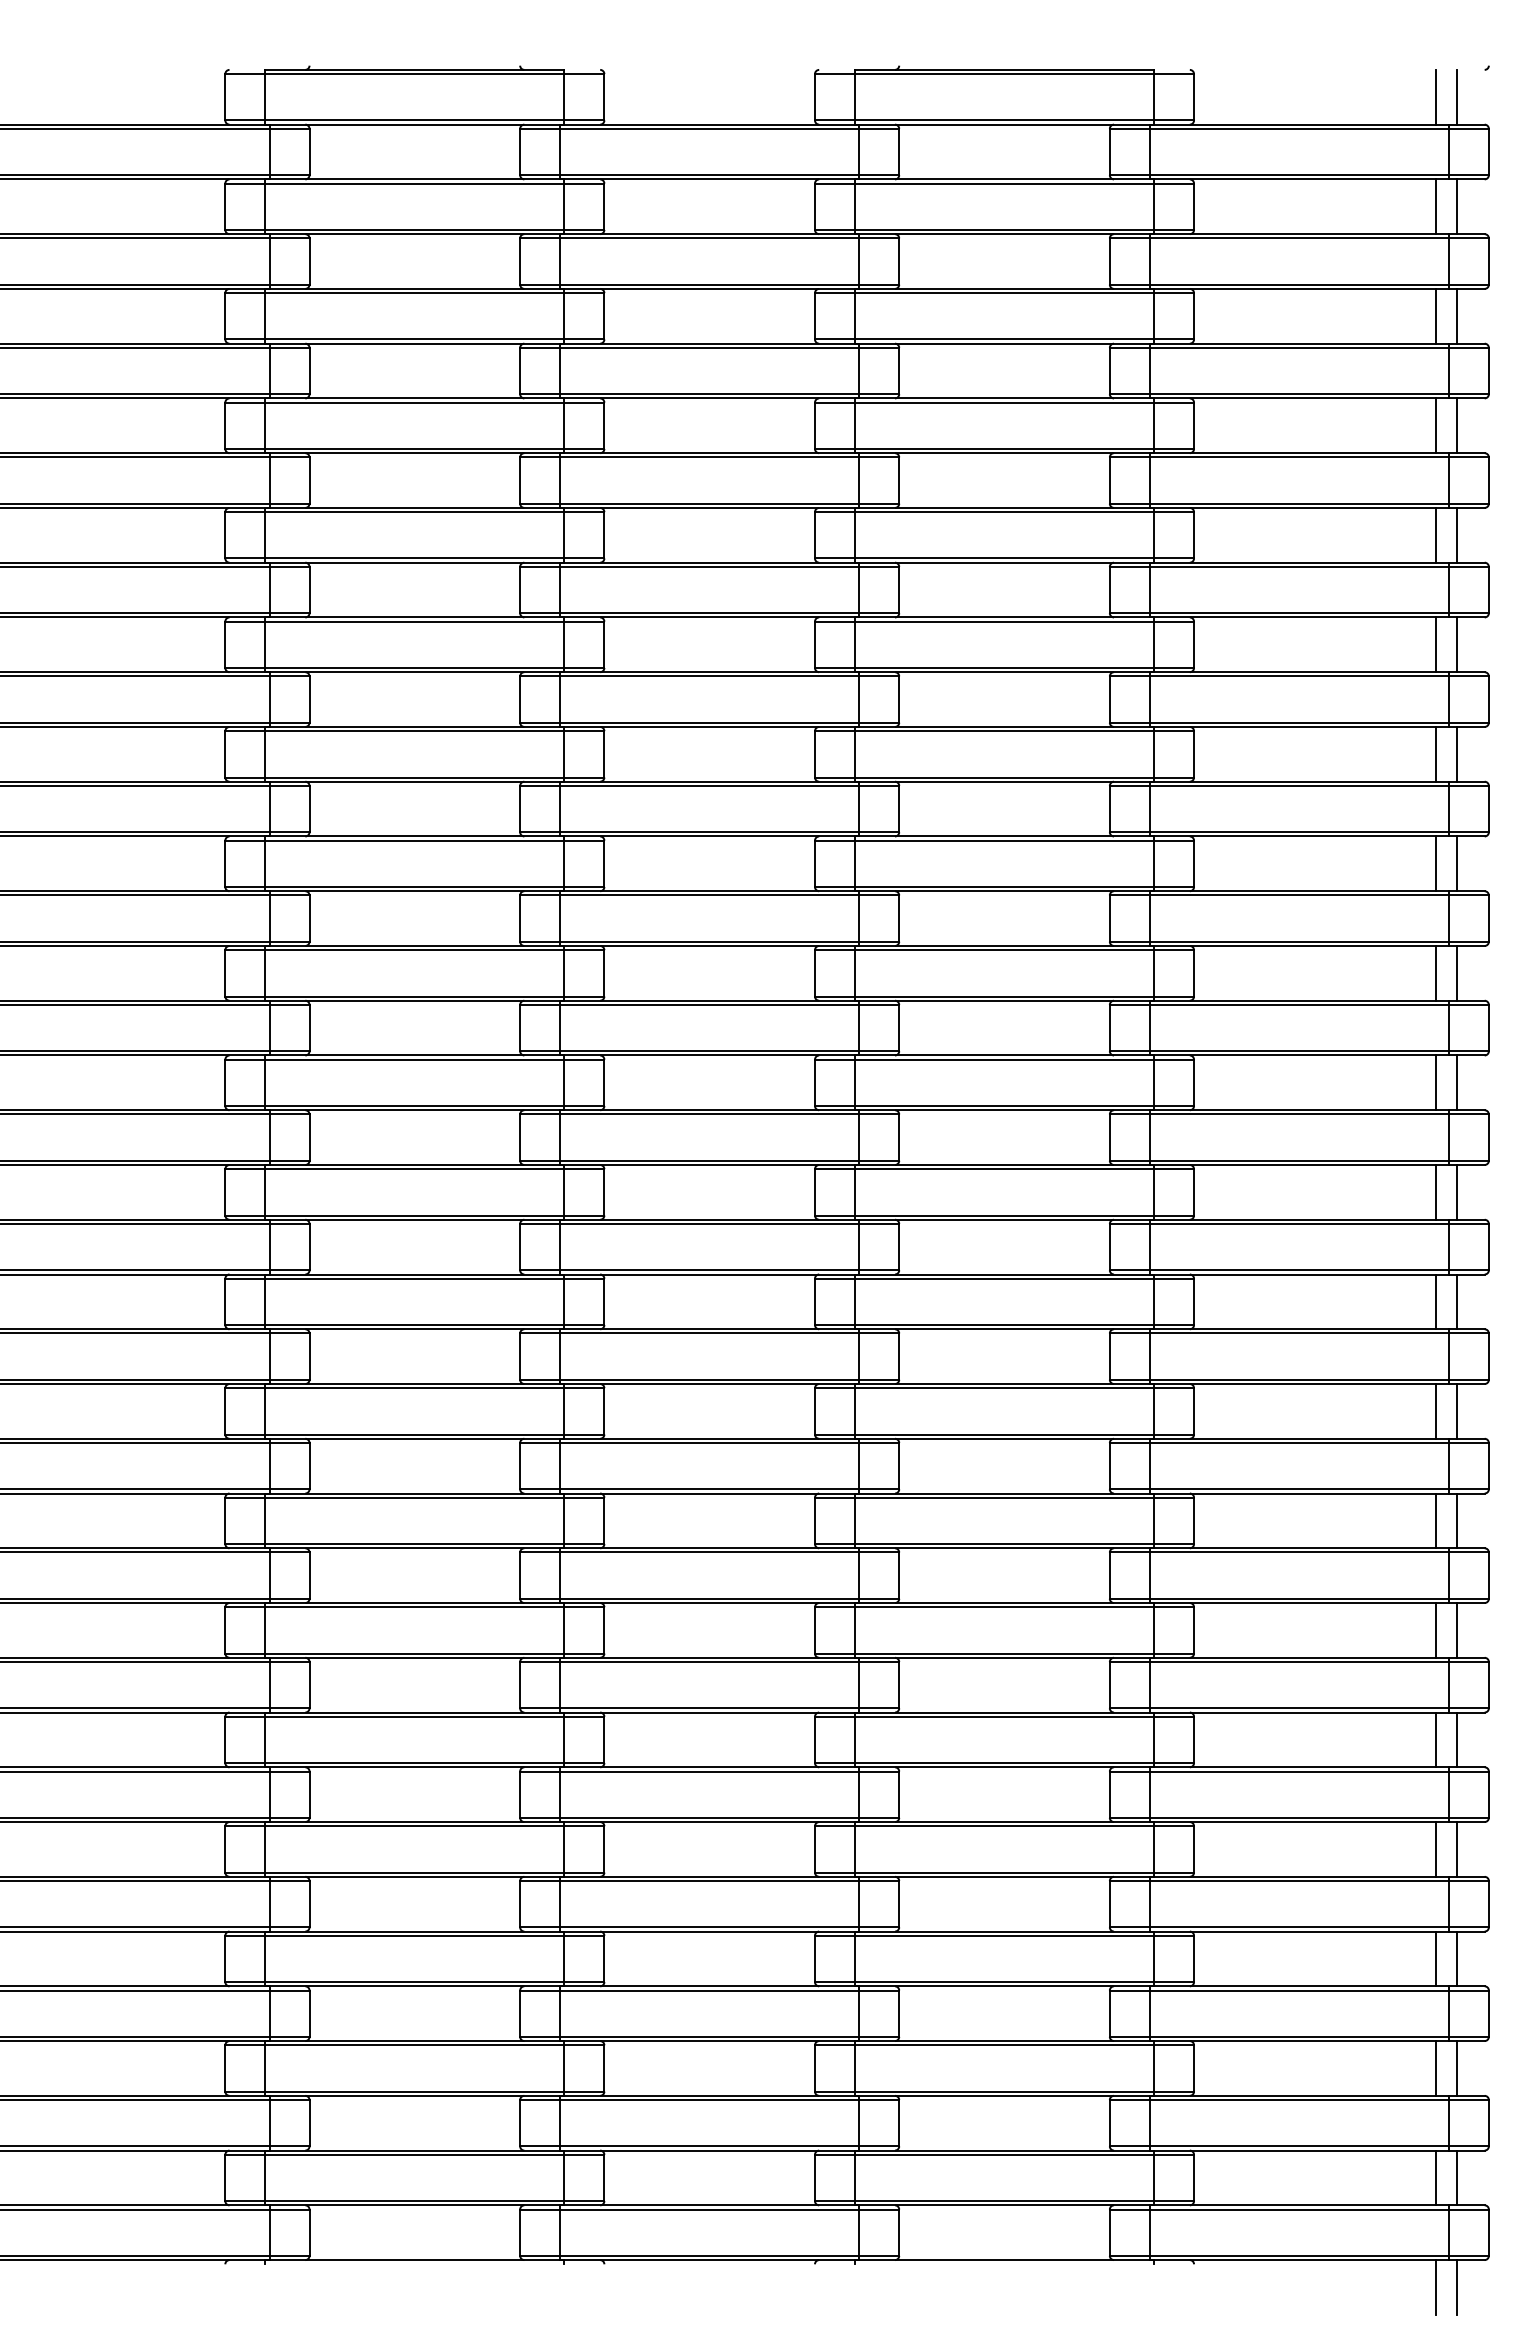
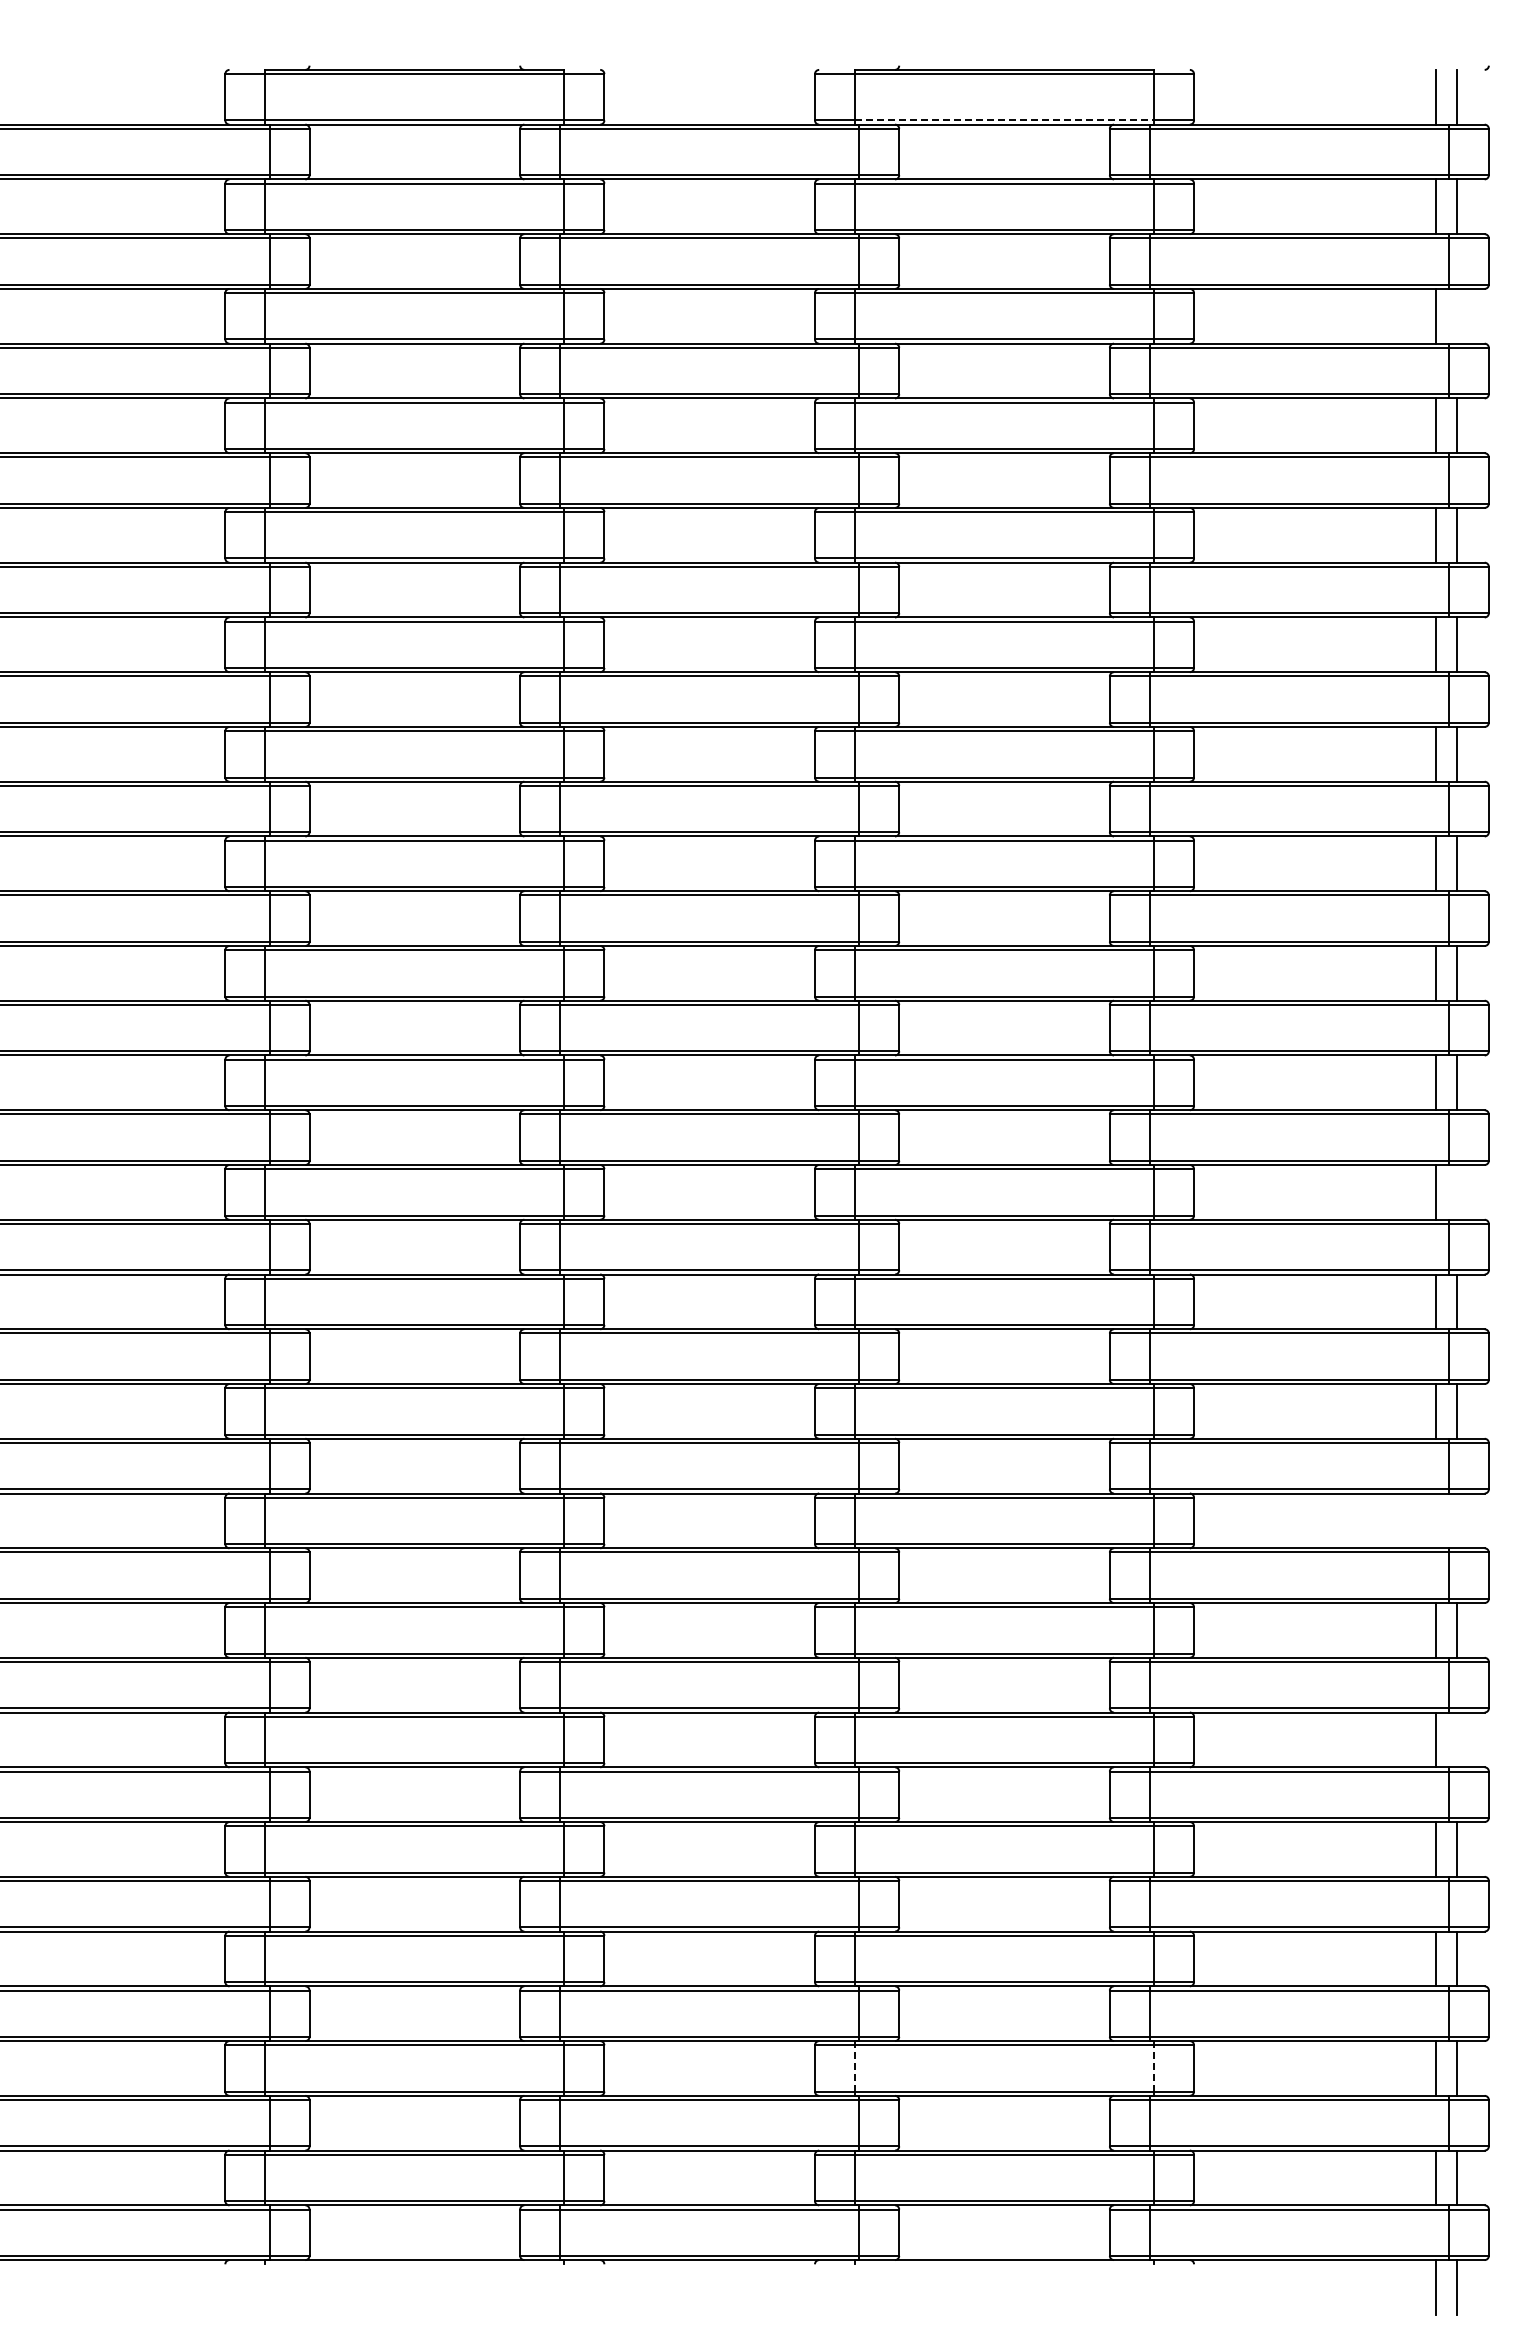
line: solid -> dashed (1004, 120)
line: present -> none (1457, 315)
line: present -> none (1457, 1192)
line: present -> none (1436, 1520)
line: present -> none (1457, 1520)
line: present -> none (1457, 1739)
line: solid -> dashed (855, 2067)
line: solid -> dashed (1154, 2067)
